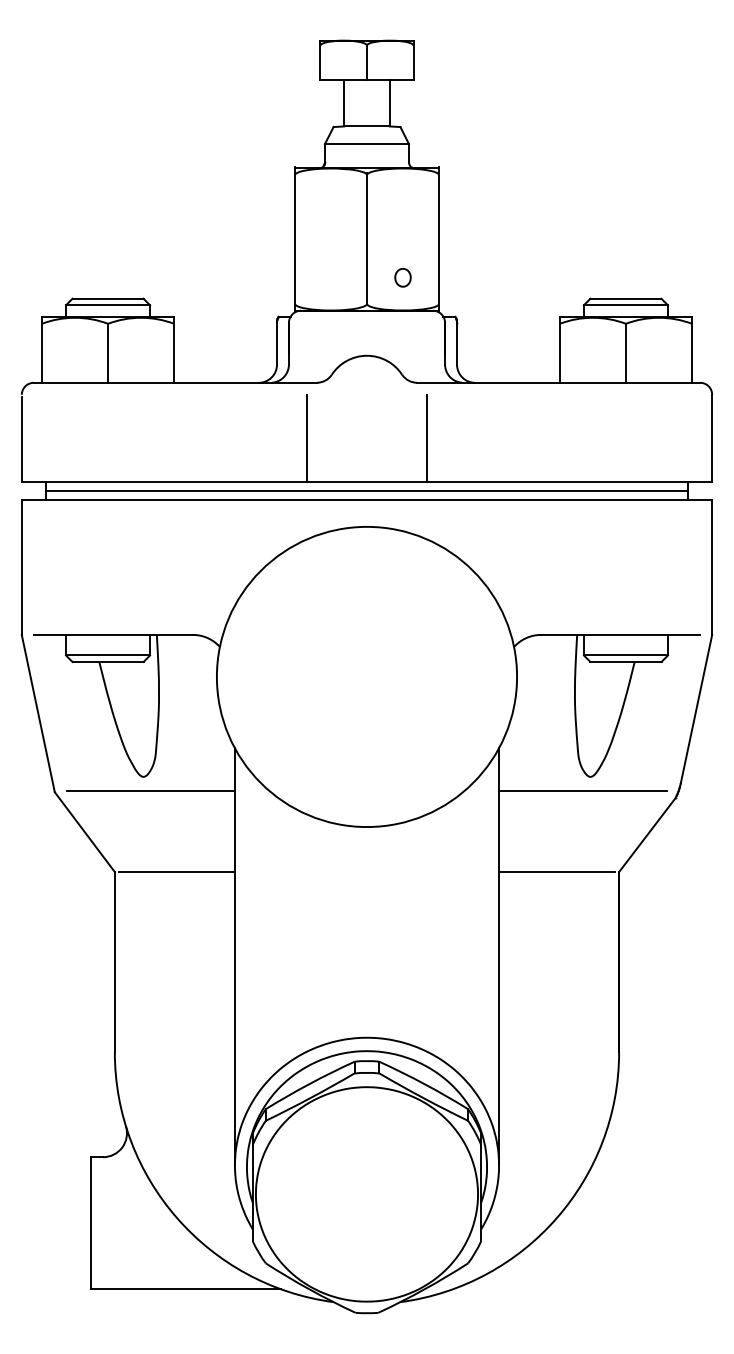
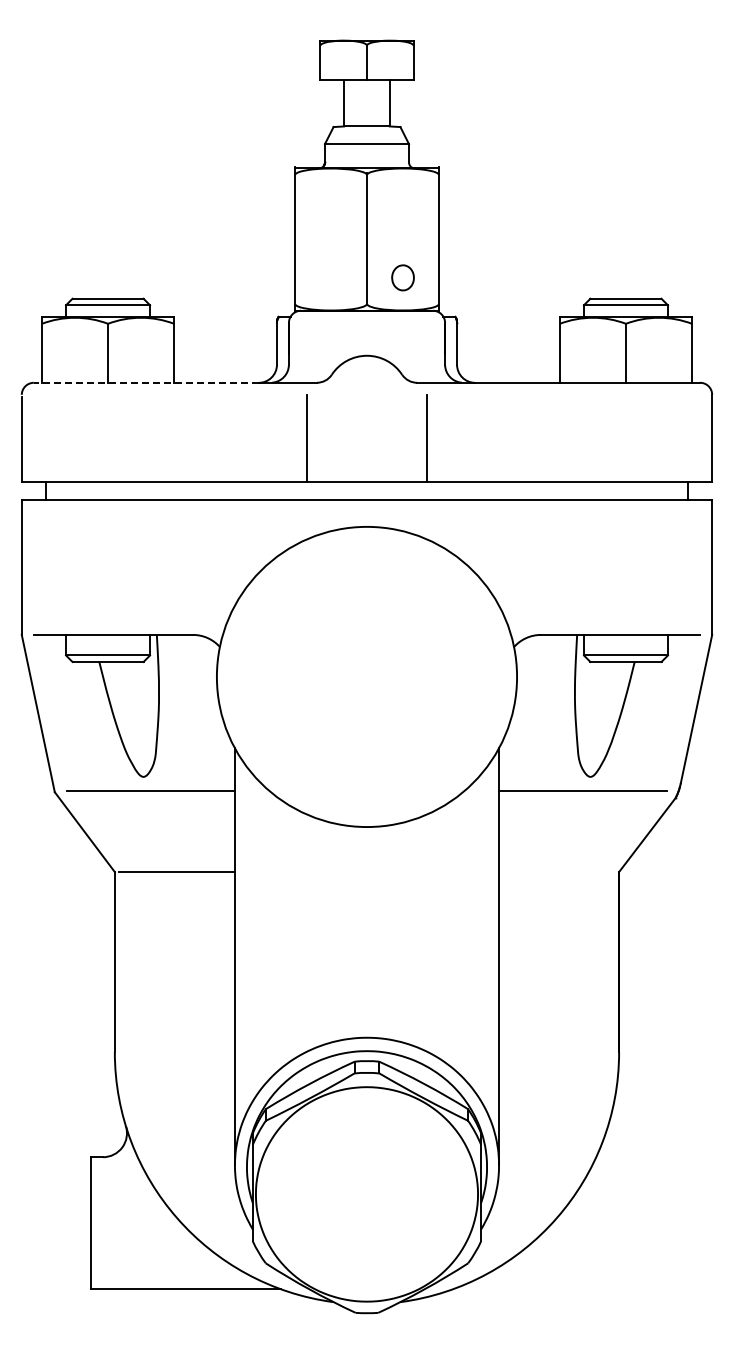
part size: 18x21 px -> 24x28 px (402, 277)
line: solid -> dashed (146, 382)
line: present -> none (366, 490)
line: present -> none (556, 872)
